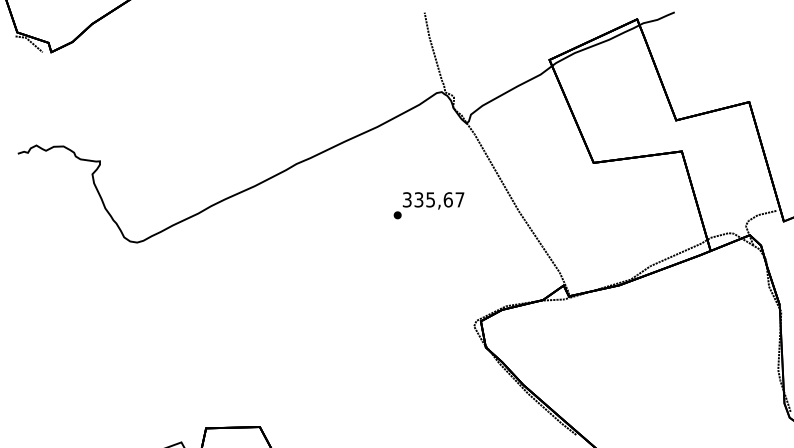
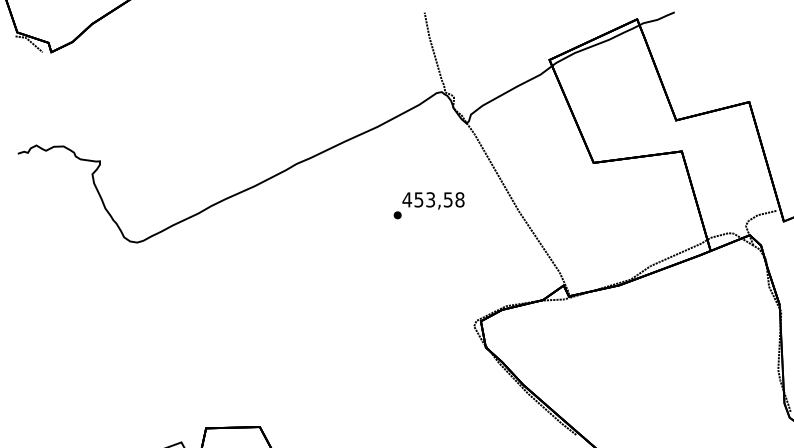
text: 335,67 -> 453,58 (433, 199)
